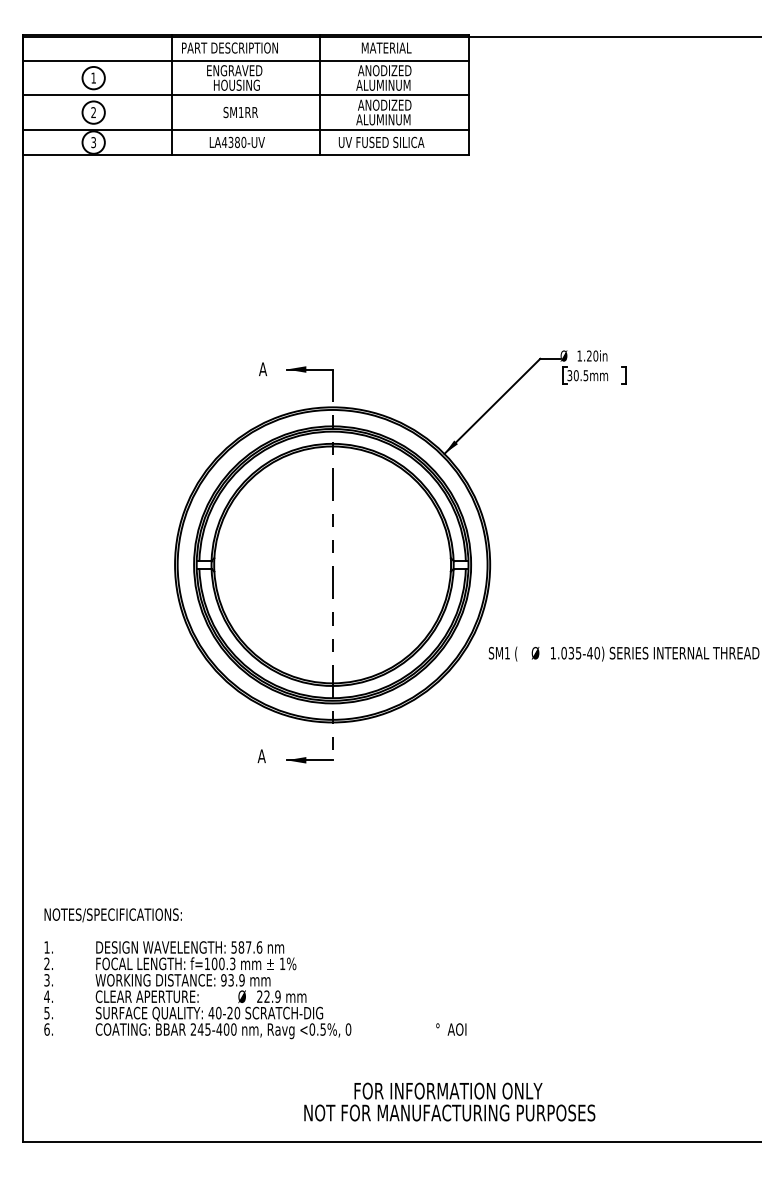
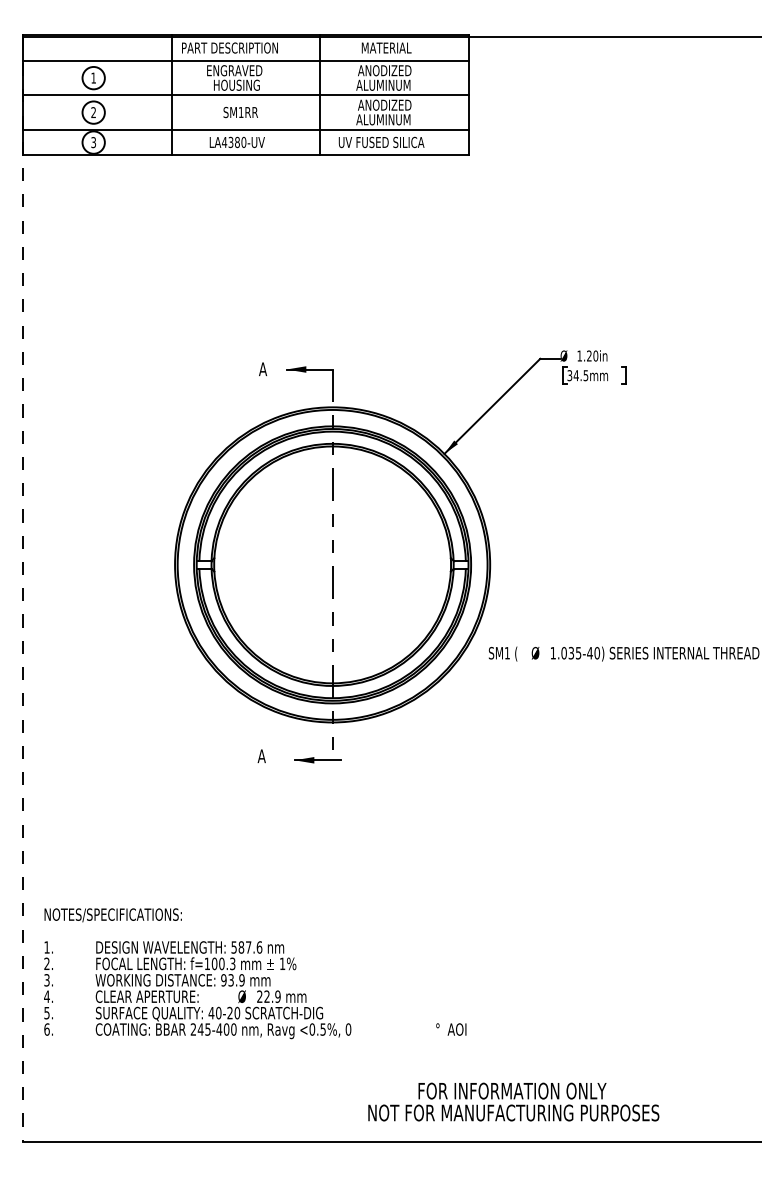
text: 30.5mm -> 34.5mm (575, 375)
line: solid -> dashed (23, 589)
part position: (309, 760) -> (317, 760) (317, 760)
text position: (449, 1101) -> (513, 1101) (513, 1101)
